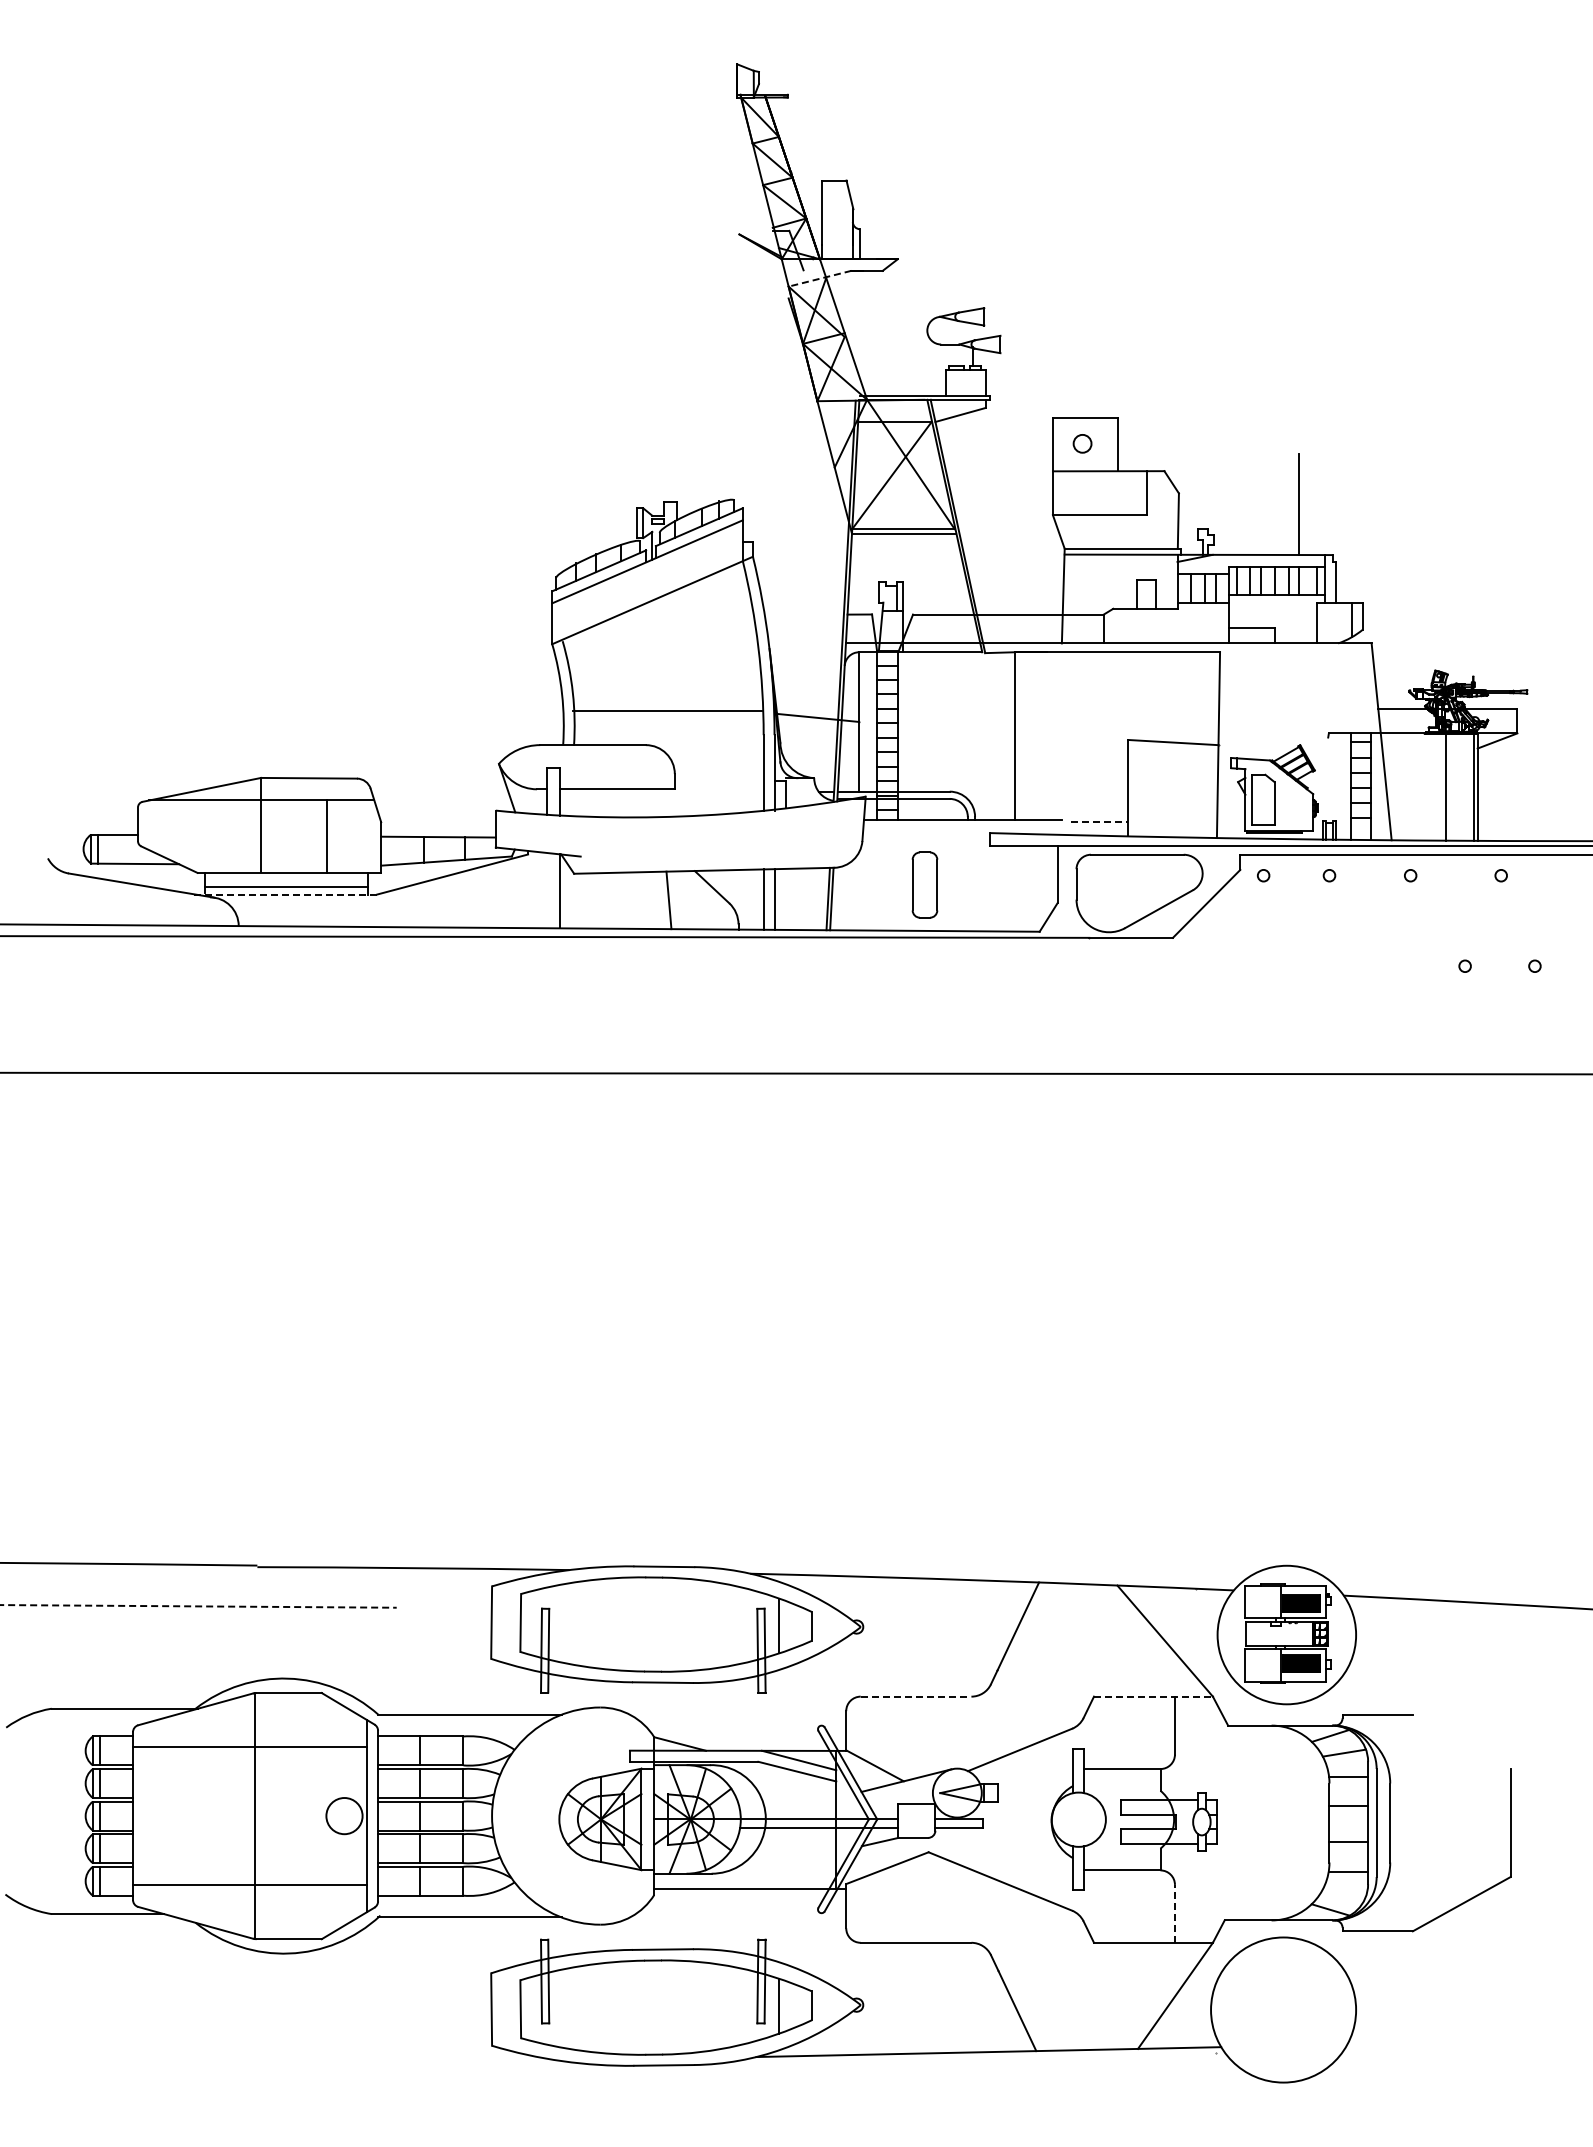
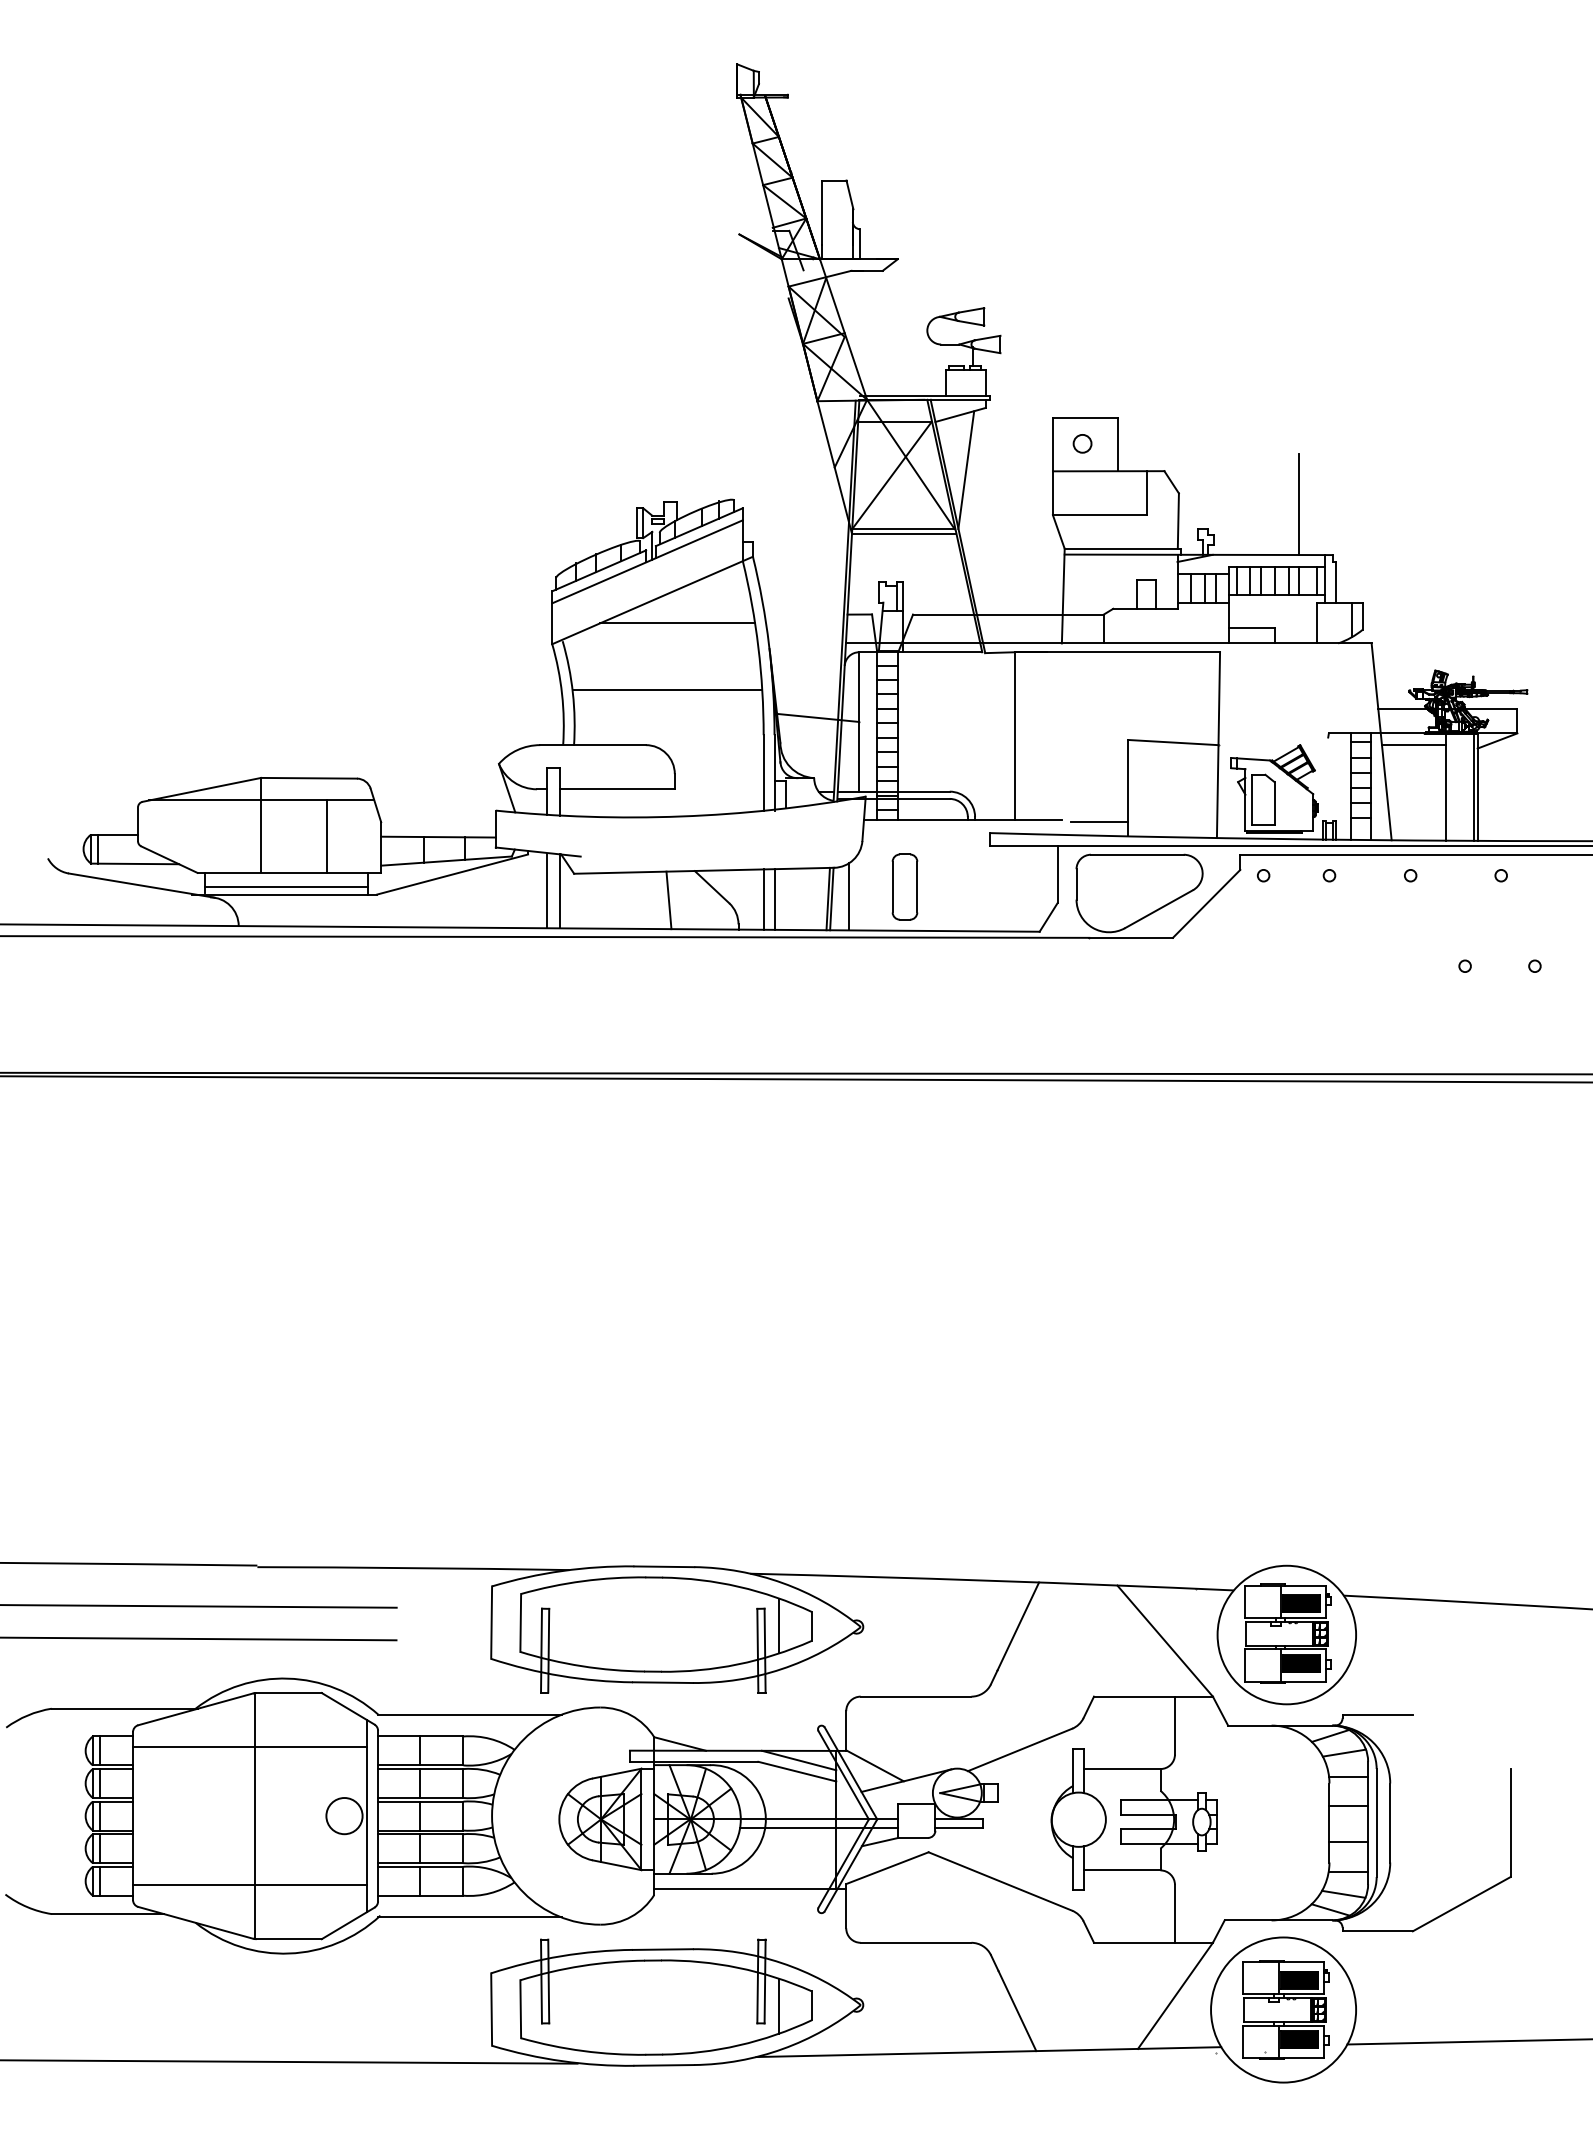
line: dashed -> solid (819, 278)
line: none -> present (966, 470)
line: none -> present (677, 623)
line position: (667, 711) -> (667, 690) (667, 690)
line: none -> present (1413, 744)
line: dashed -> solid (1099, 821)
part position: (924, 884) -> (904, 886) (904, 886)
line: none -> present (547, 891)
line: dashed -> solid (284, 894)
line: none -> present (849, 896)
line: none -> present (795, 1079)
line: dashed -> solid (198, 1606)
line: none -> present (199, 1638)
line: dashed -> solid (916, 1696)
line: dashed -> solid (1153, 1696)
line: none -> present (1343, 1893)
line: dashed -> solid (1174, 1913)
part: none -> present (1285, 2009)
line: none -> present (1468, 2041)
line: none -> present (289, 2061)
